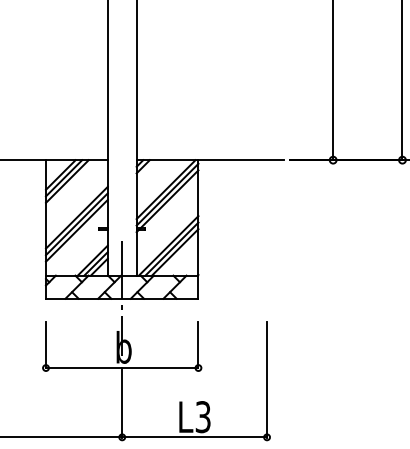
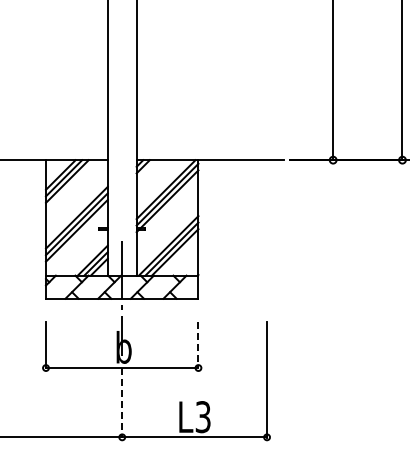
line: solid -> dashed (198, 345)
line: solid -> dashed (122, 402)
